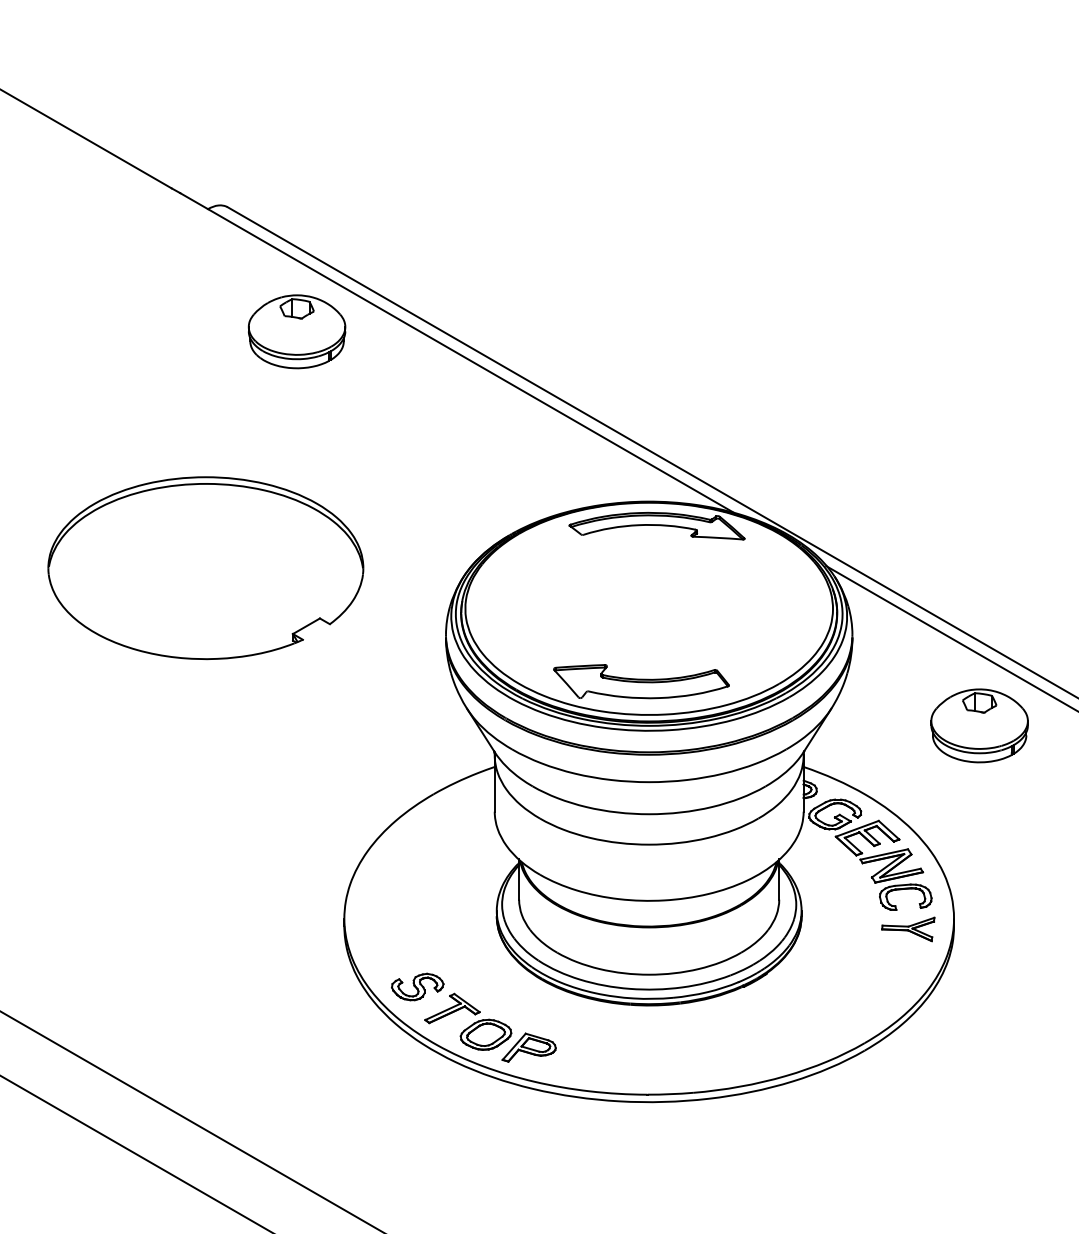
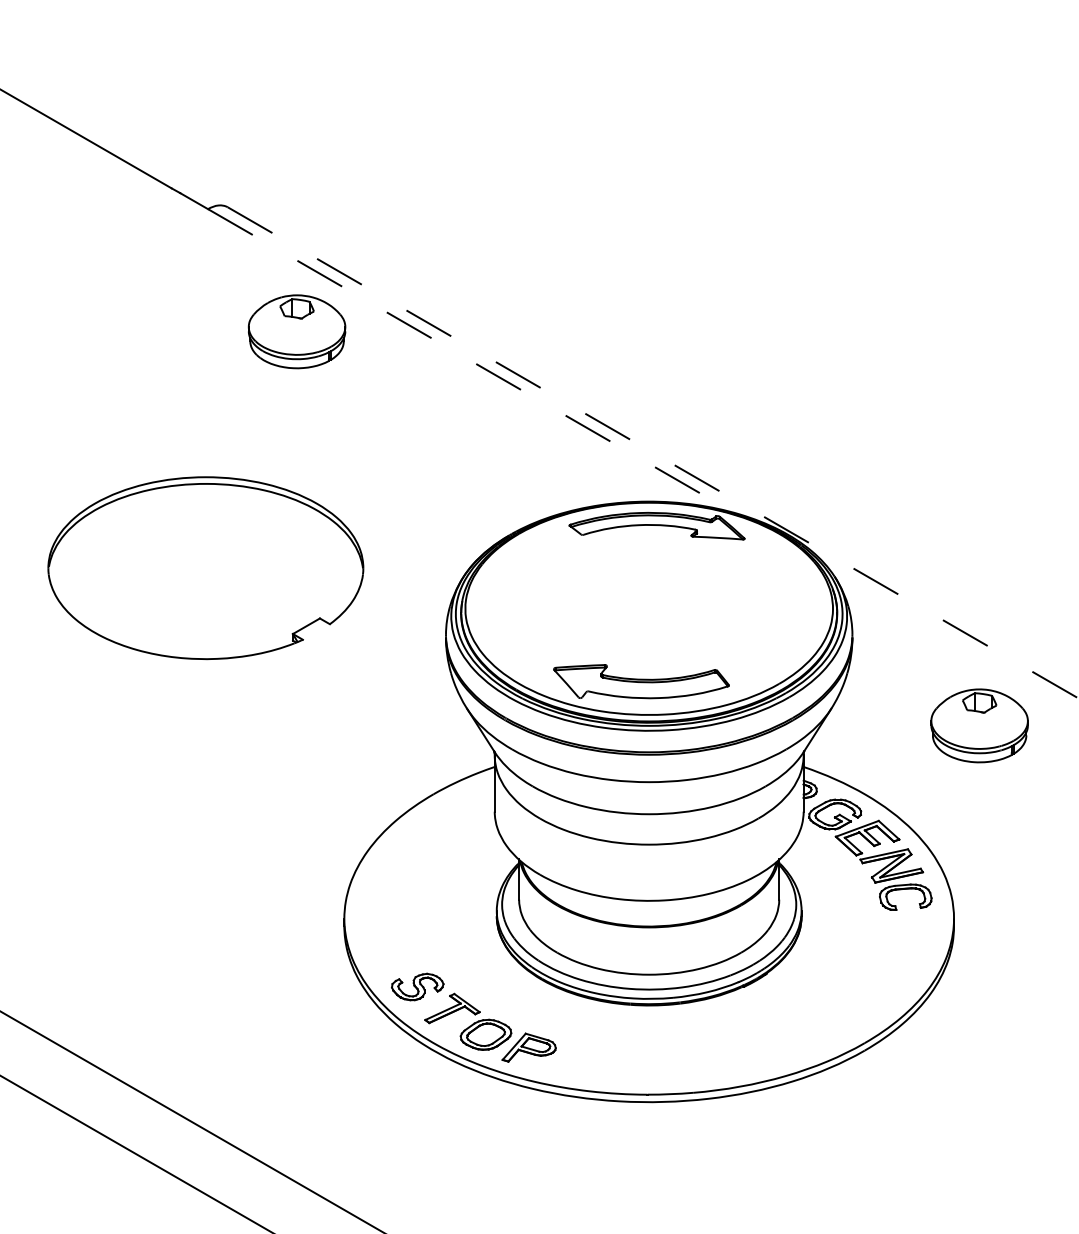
line: solid -> dashed (470, 360)
line: solid -> dashed (653, 453)
line: present -> none (950, 638)
part: present -> none (908, 929)
